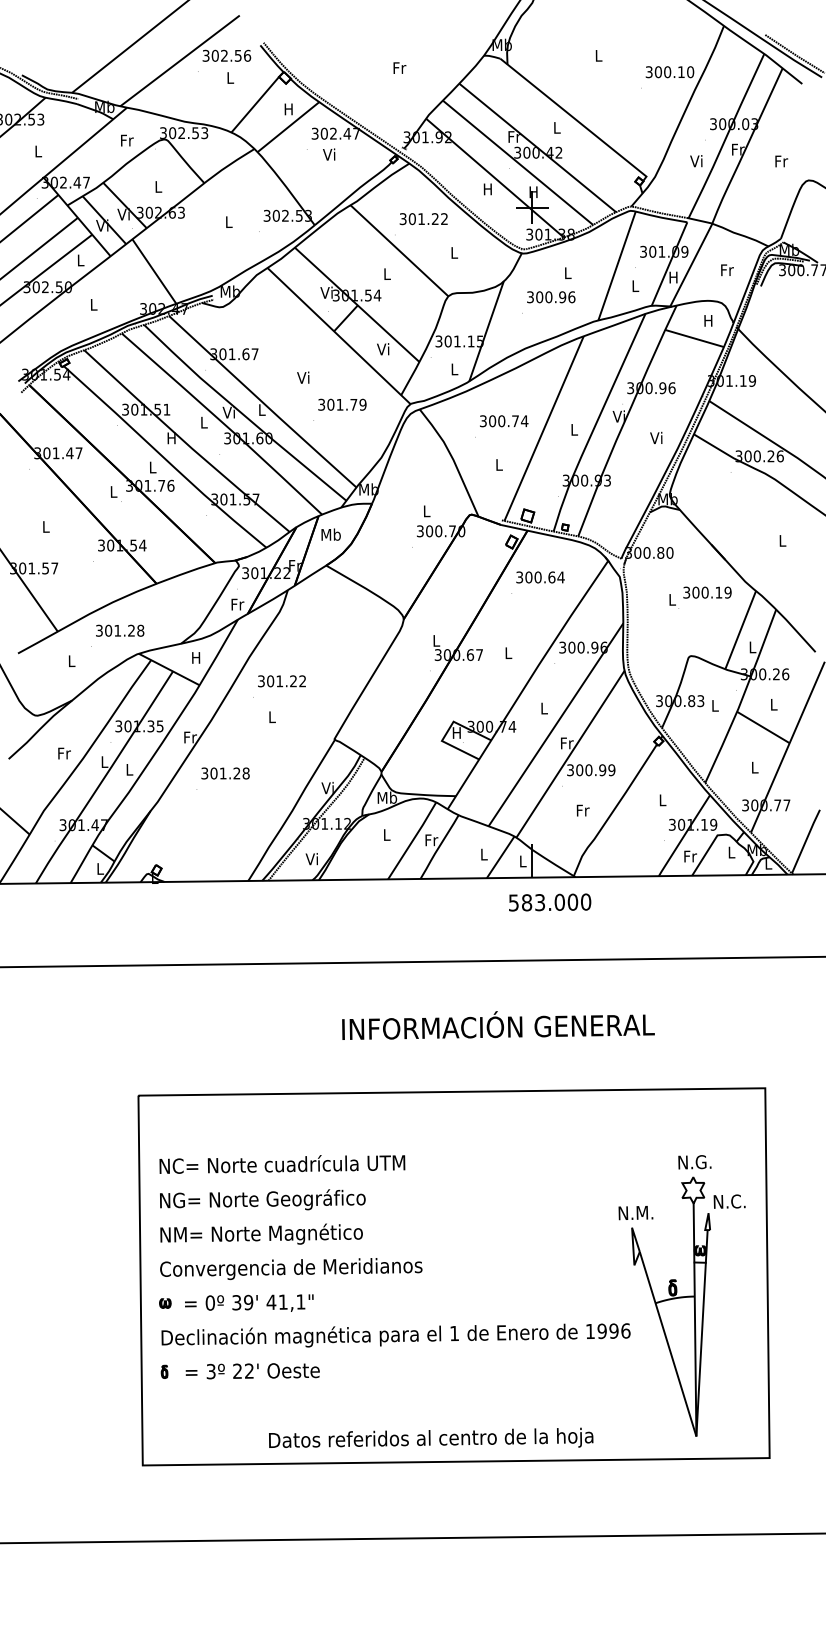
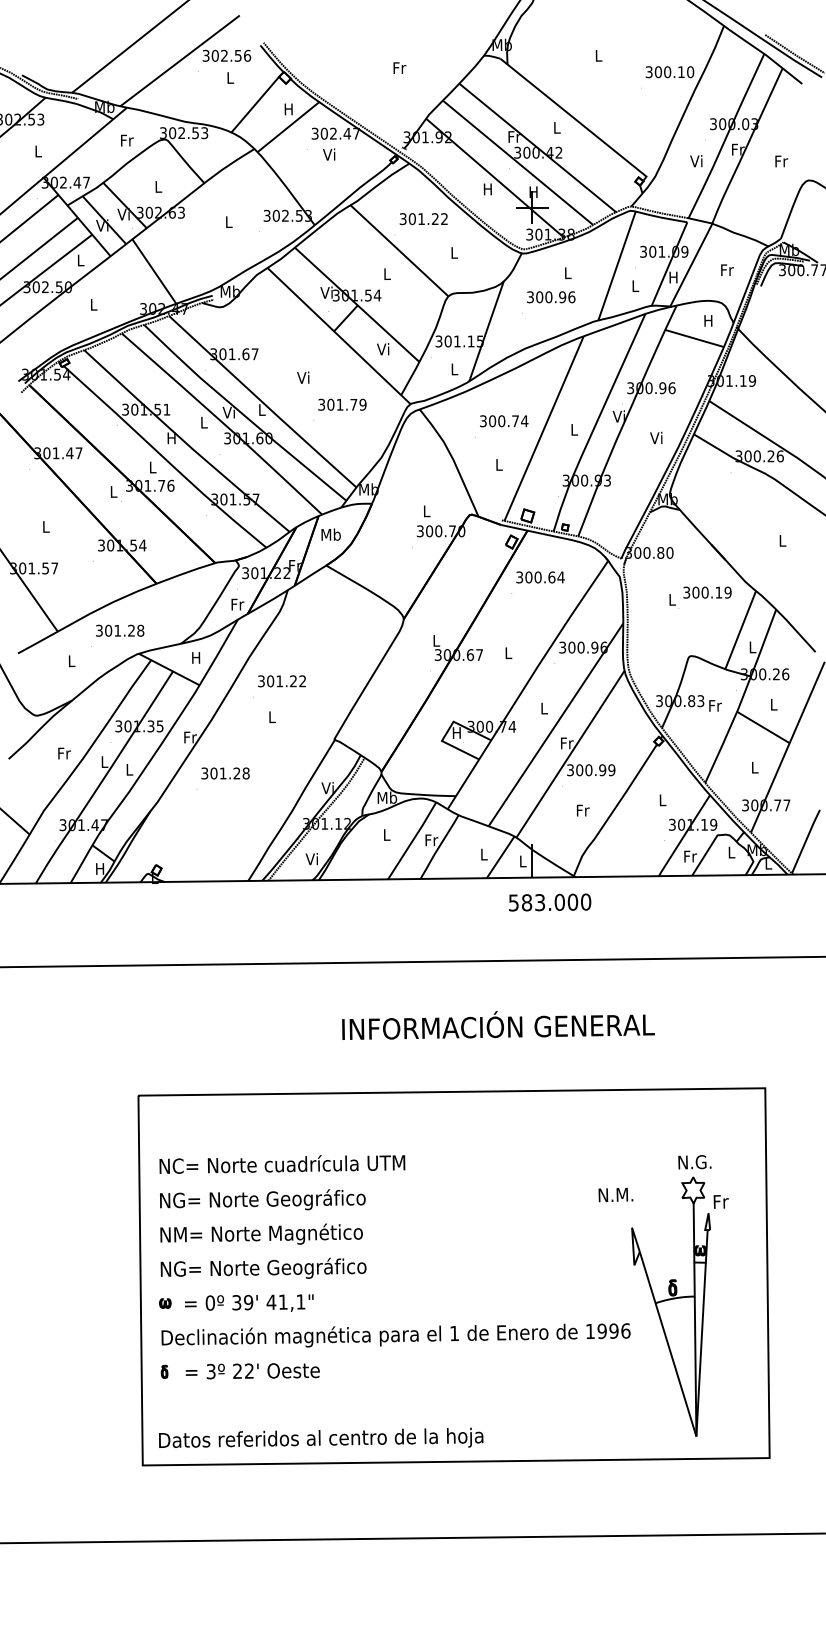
text: L -> Fr (715, 705)
text: L -> H (100, 868)
text: N.C. -> Fr (730, 1201)
text position: (635, 1213) -> (615, 1195) (615, 1195)
text: Convergencia de Meridianos -> NG= Norte Geográfico (291, 1268)
text position: (431, 1437) -> (321, 1437) (321, 1437)
